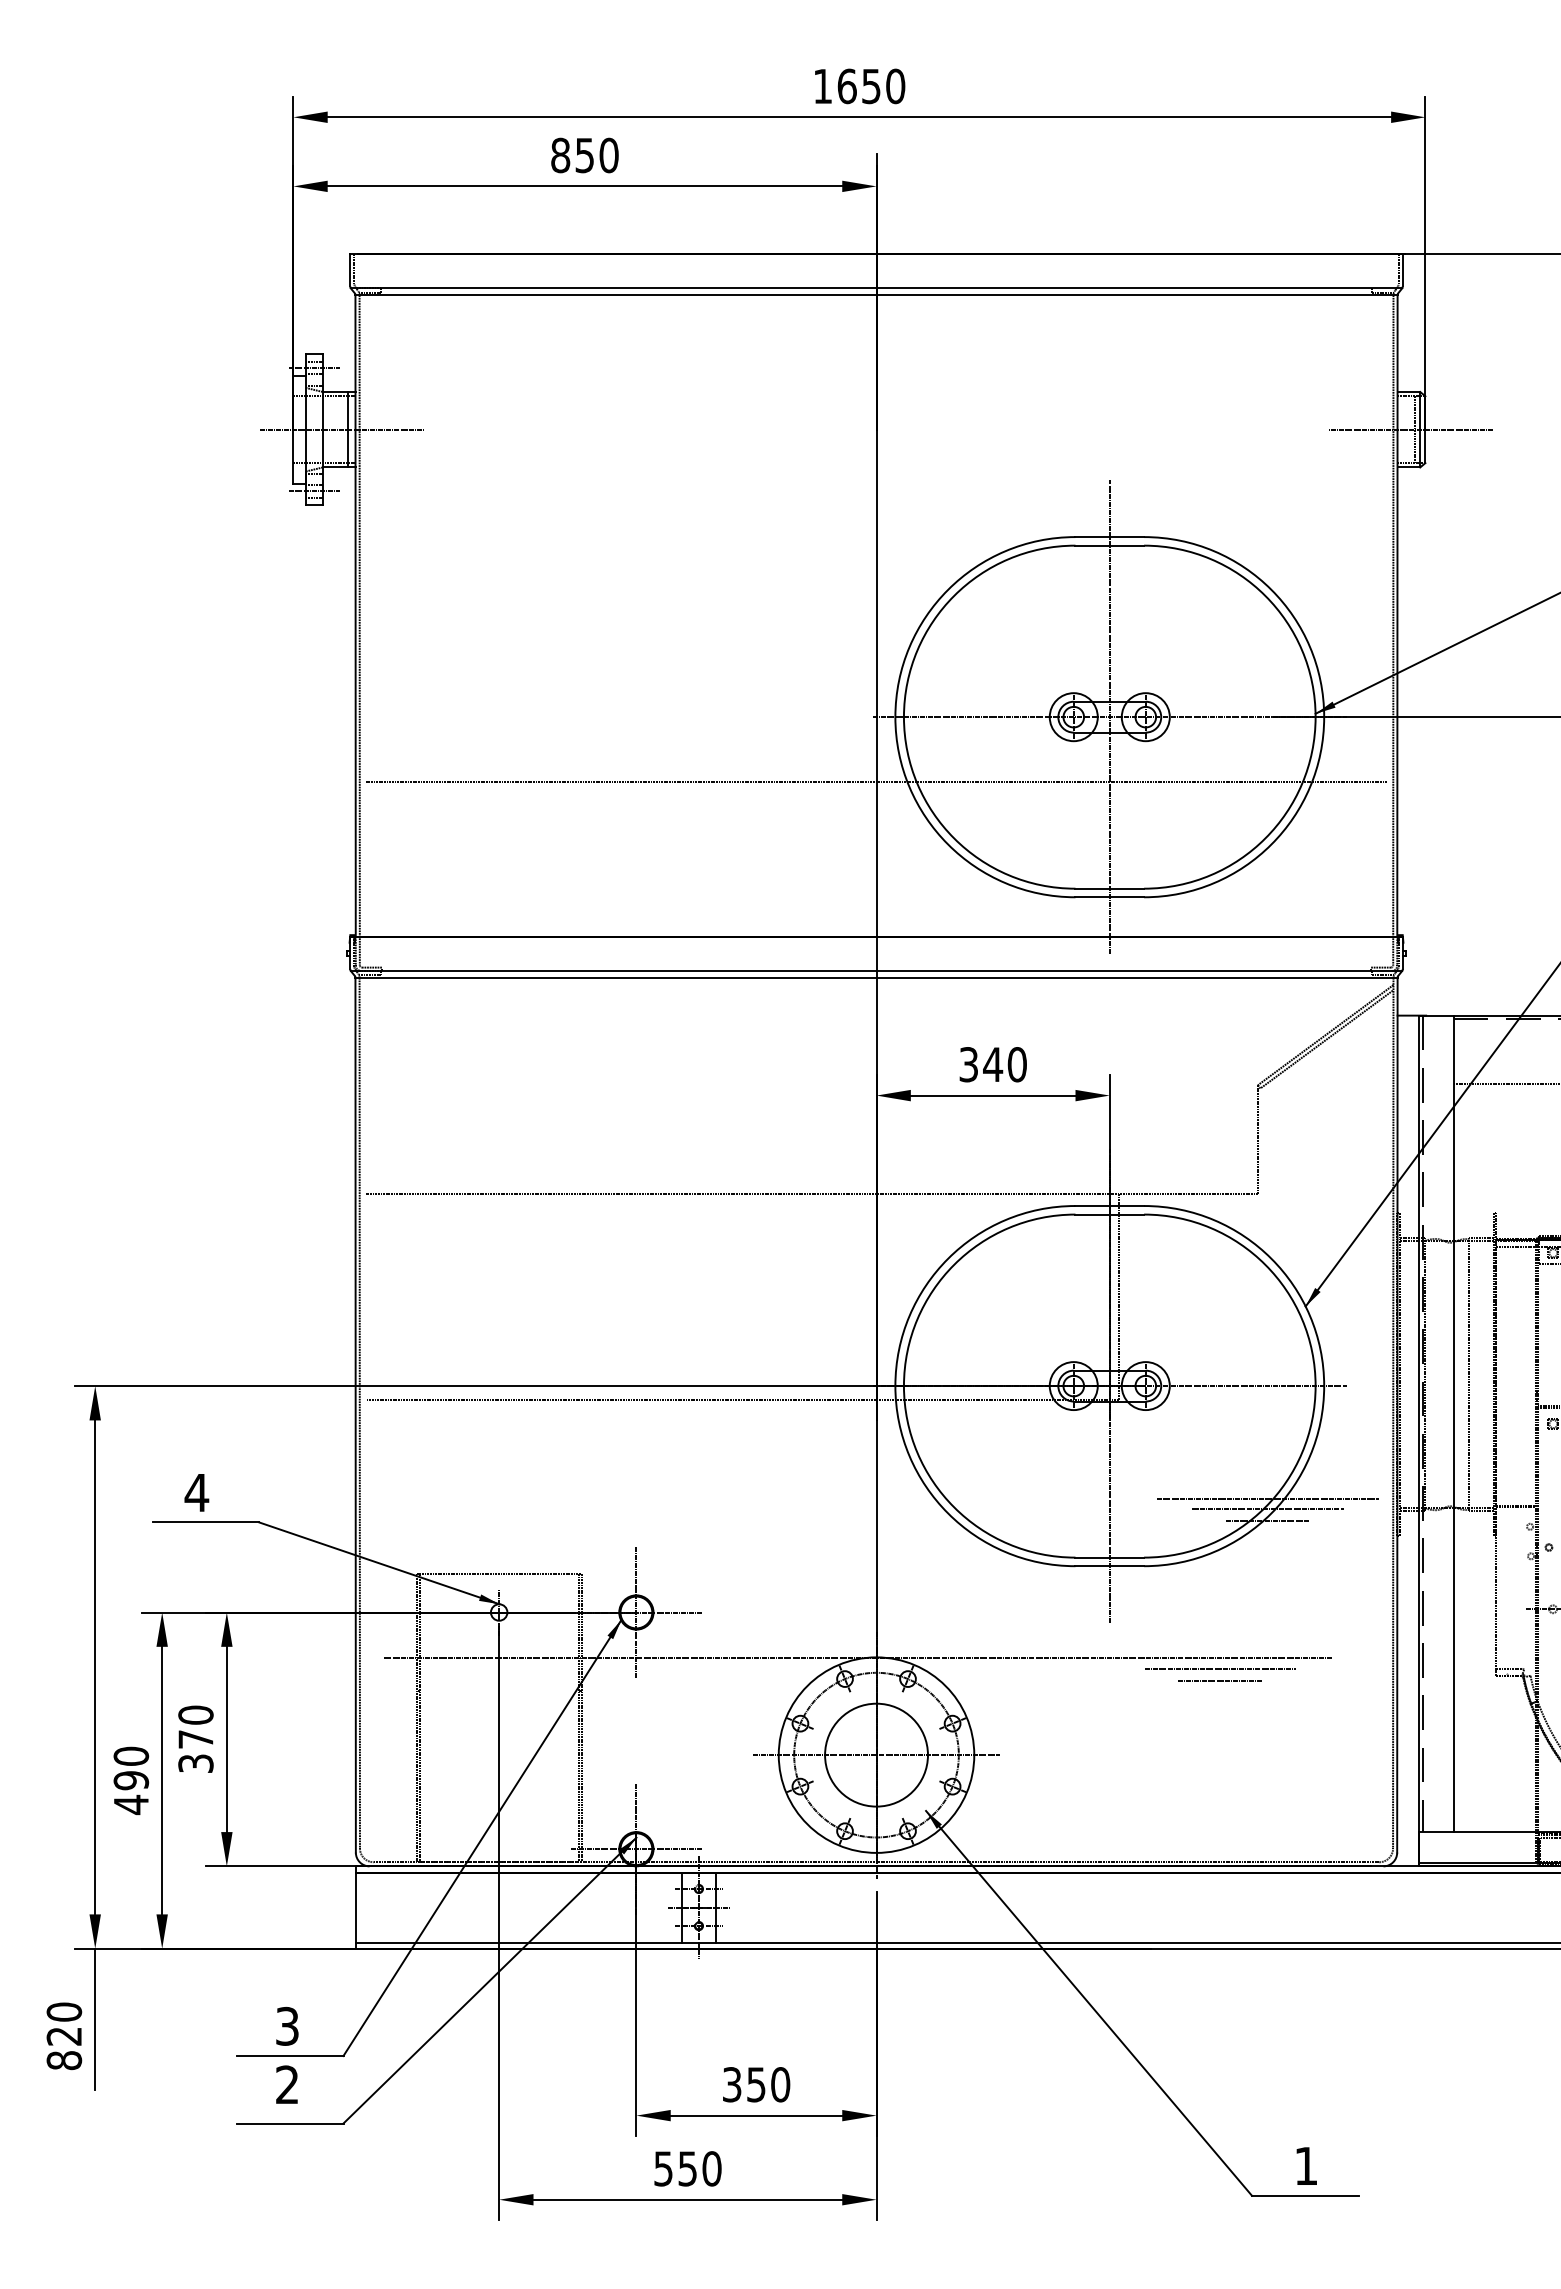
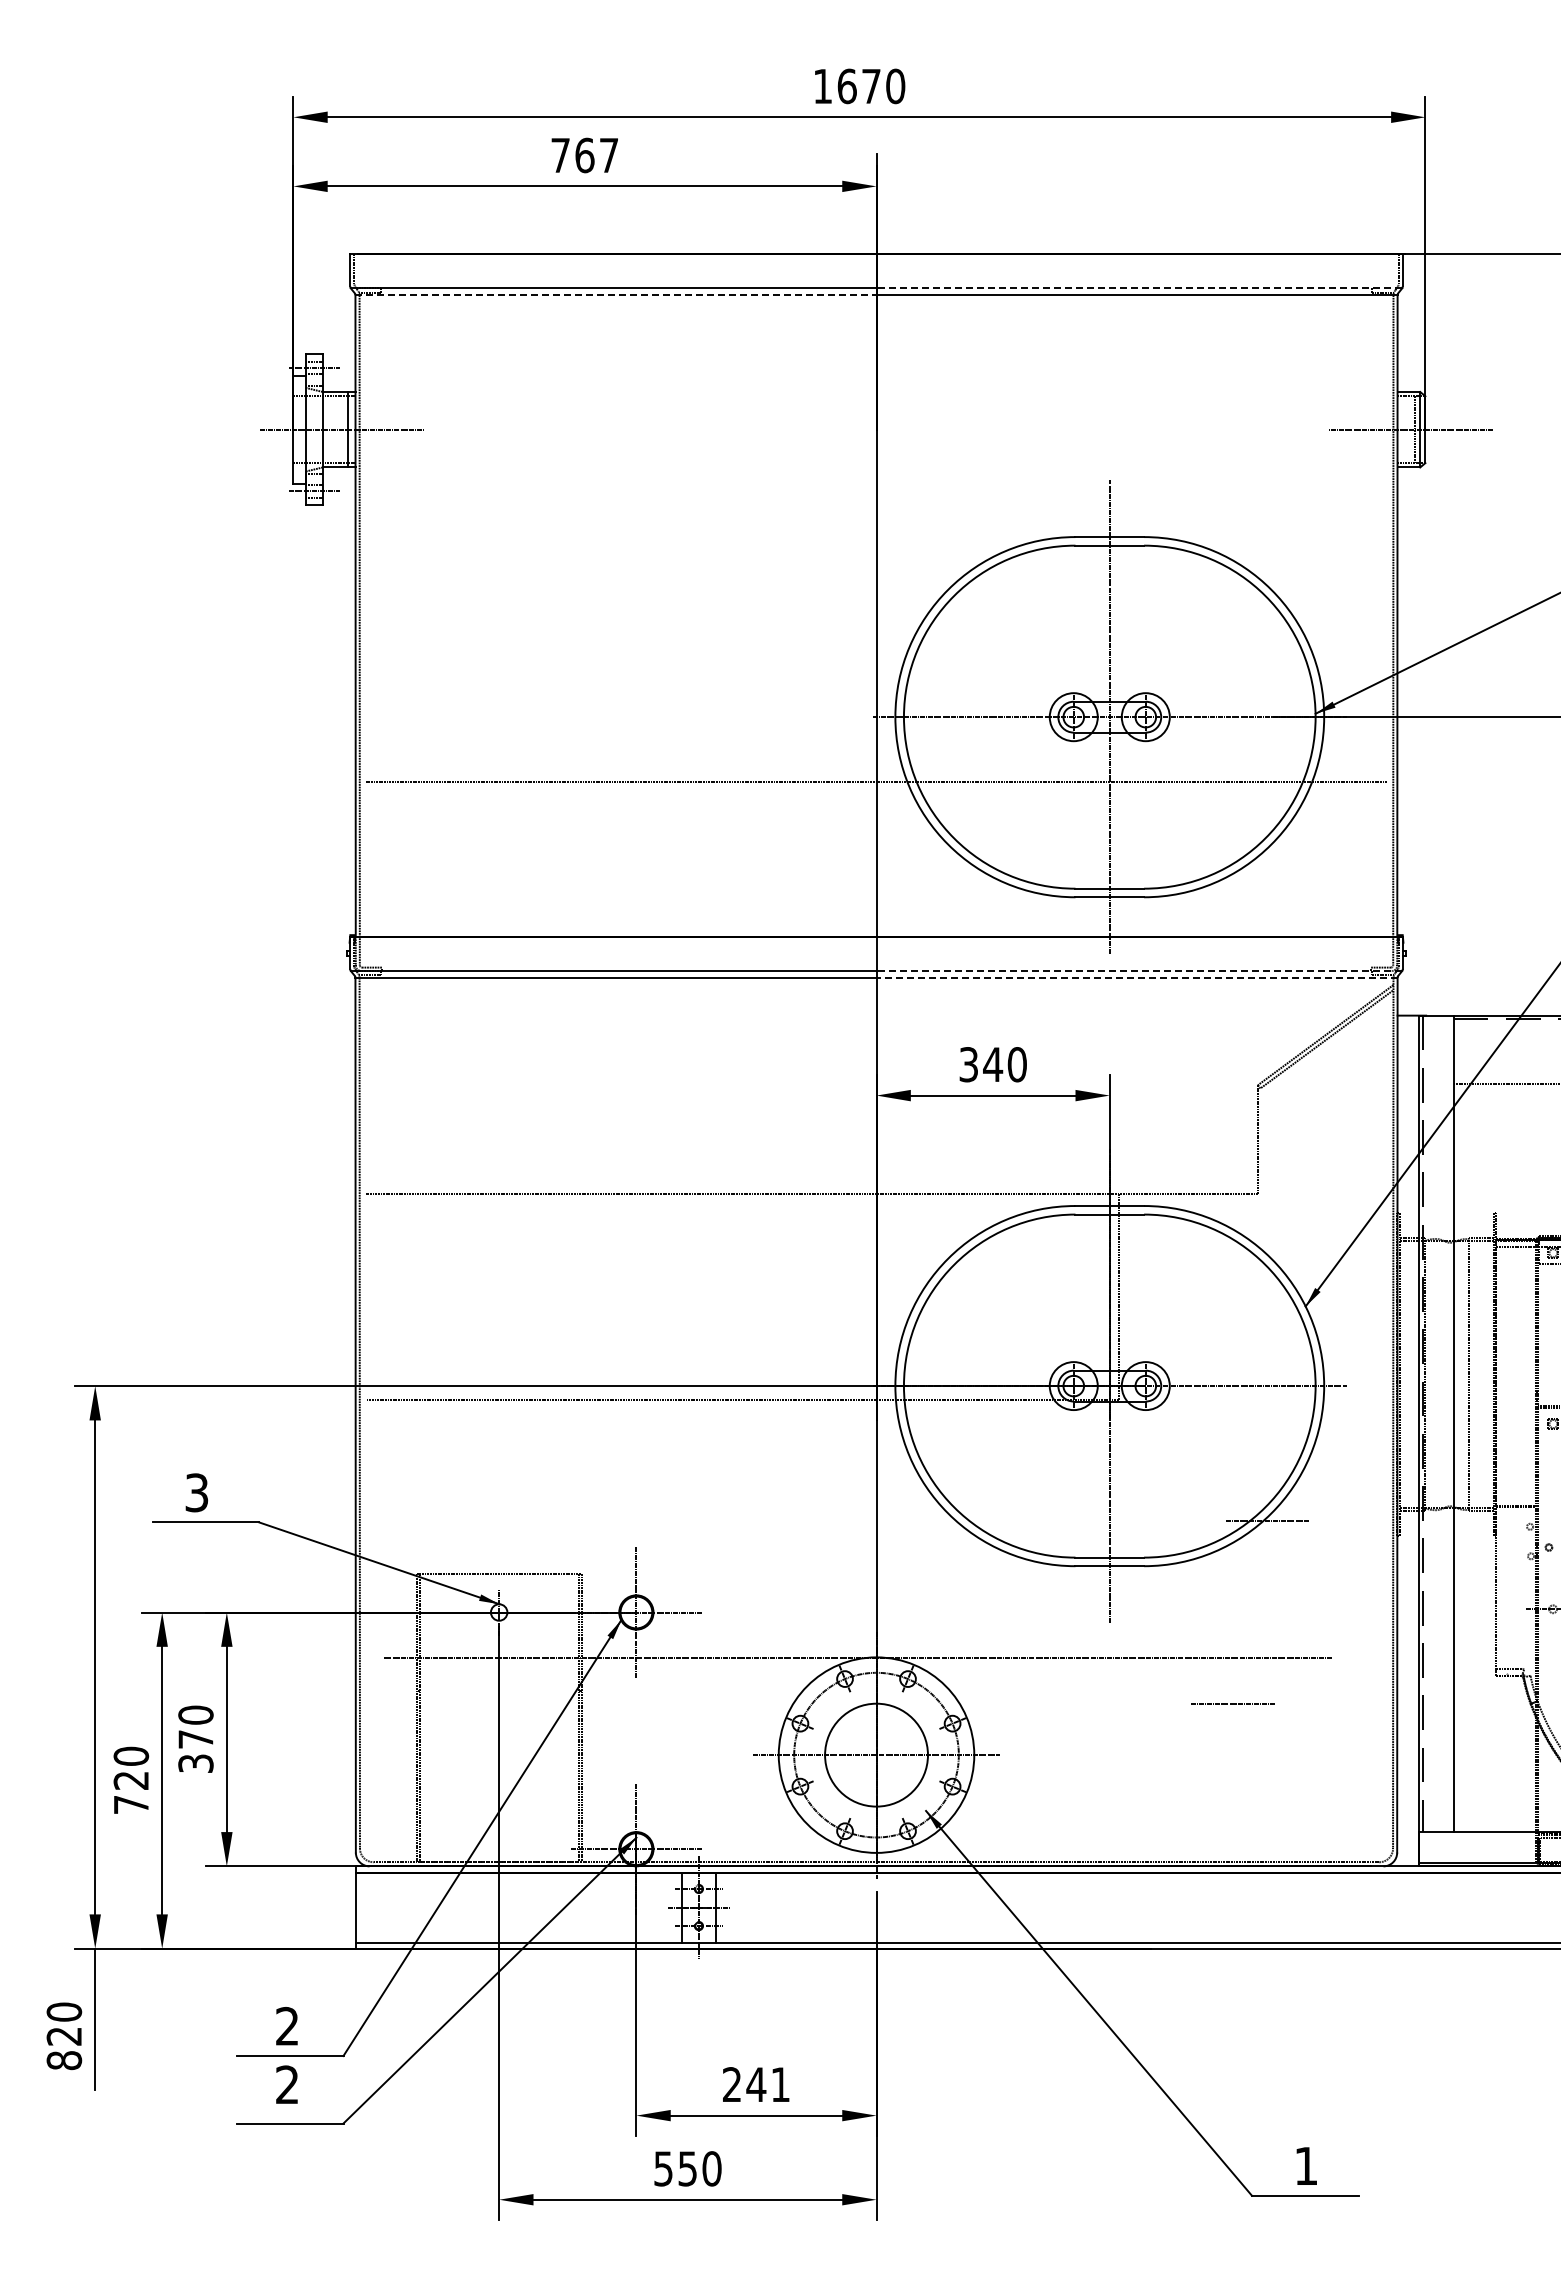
text: 1650 -> 1670 (871, 86)
text: 850 -> 767 (584, 155)
line: solid -> dashed (1139, 288)
line: solid -> dashed (615, 295)
line: solid -> dashed (1139, 971)
line: solid -> dashed (1137, 977)
text: 4 -> 3 (196, 1492)
line: present -> none (1267, 1498)
line: present -> none (1267, 1509)
line: present -> none (1220, 1668)
line position: (1219, 1680) -> (1232, 1703) (1232, 1703)
text: 490 -> 720 (131, 1793)
text: 3 -> 2 (287, 2026)
text: 350 -> 241 (756, 2084)
